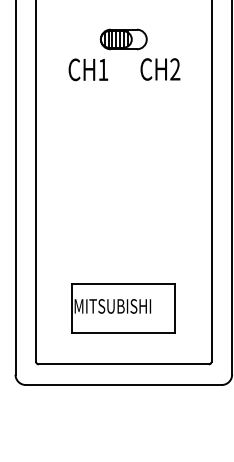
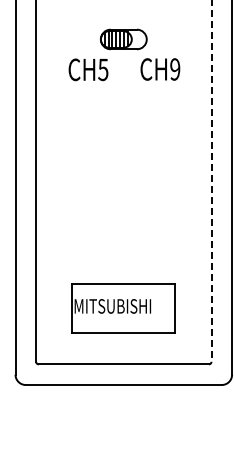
text: CH1 -> CH5 (103, 69)
text: CH2 -> CH9 (175, 69)
line: solid -> dashed (211, 181)
